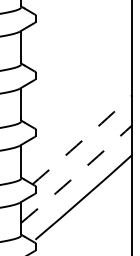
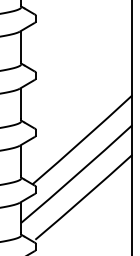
line: dashed -> solid (82, 140)
line: dashed -> solid (77, 174)
